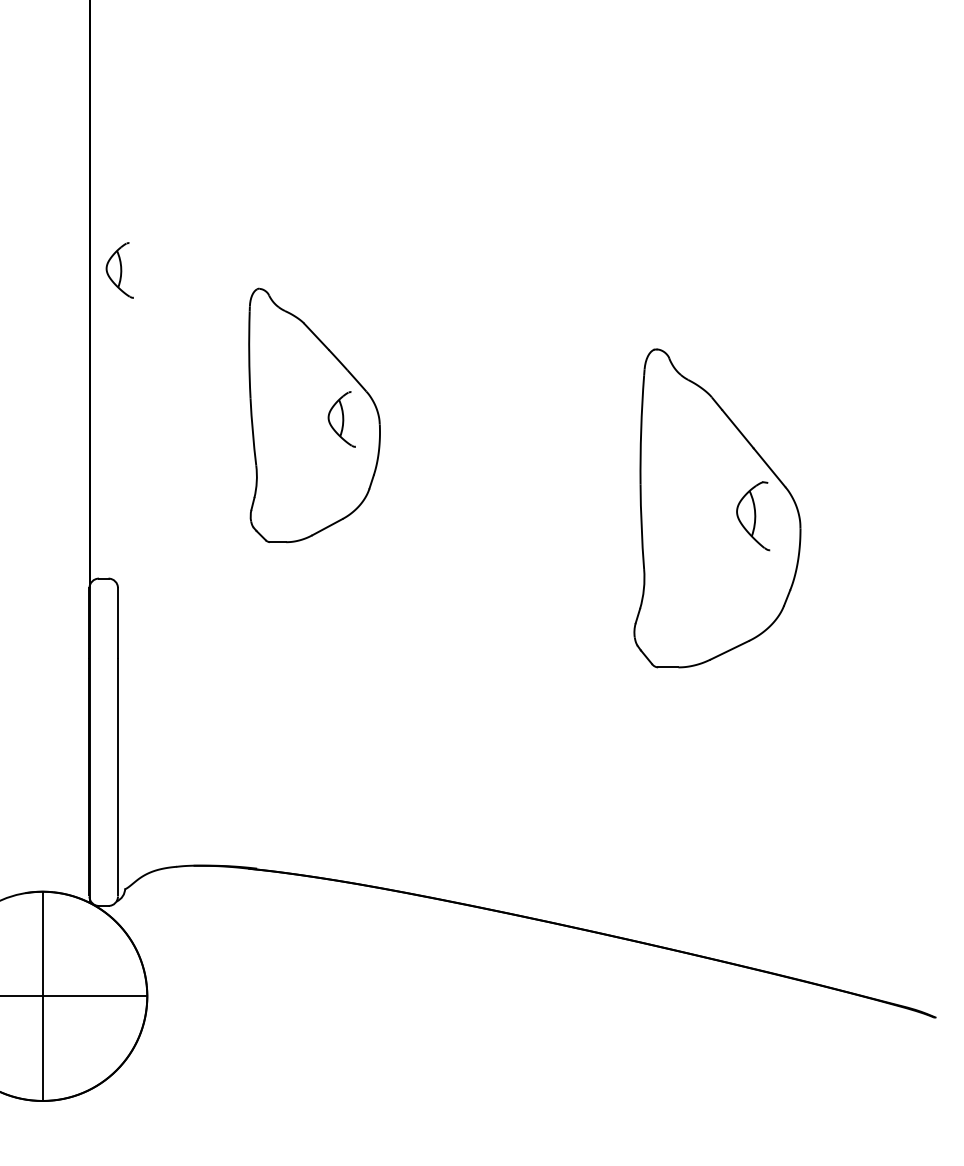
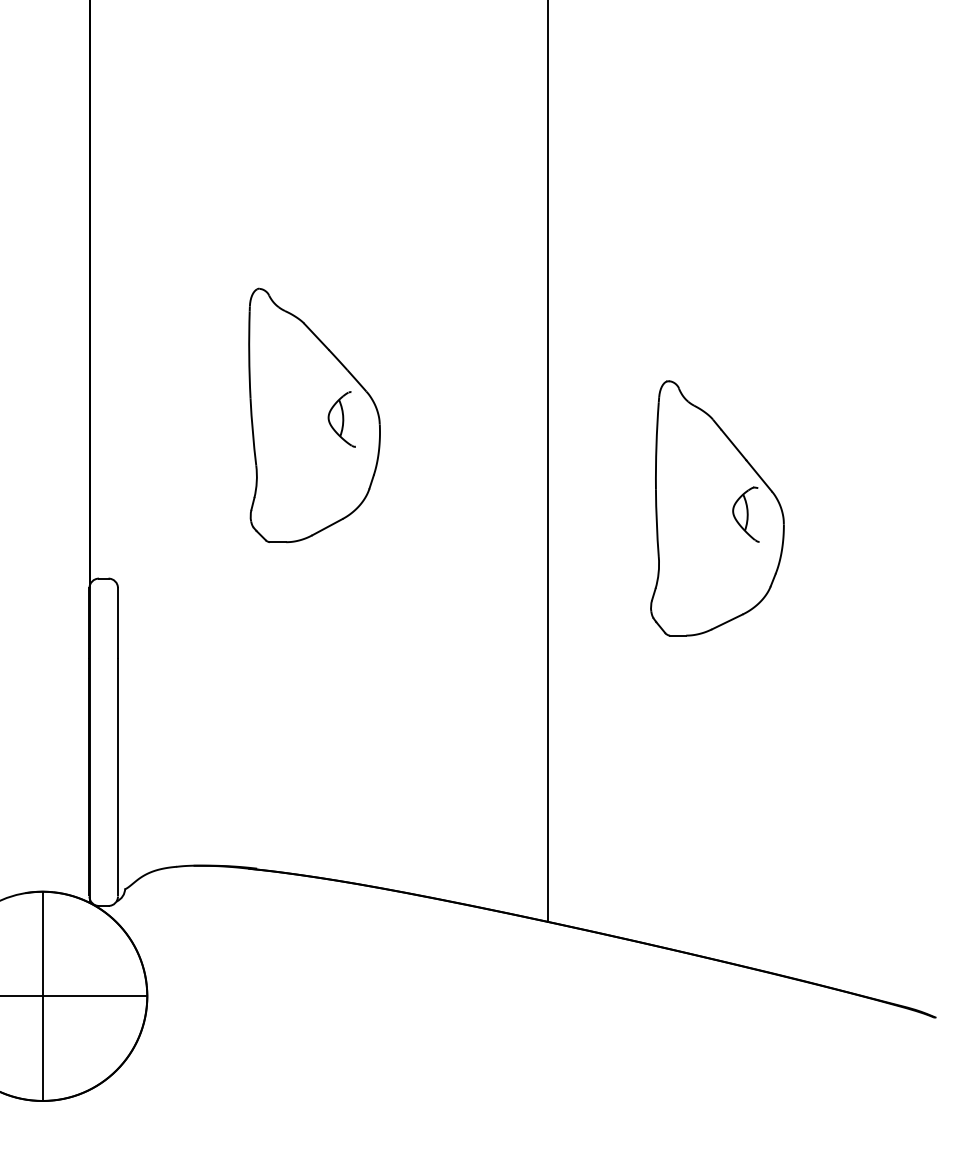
part: present -> none (119, 270)
line: none -> present (548, 462)
part size: 169x321 px -> 135x257 px (717, 508)
